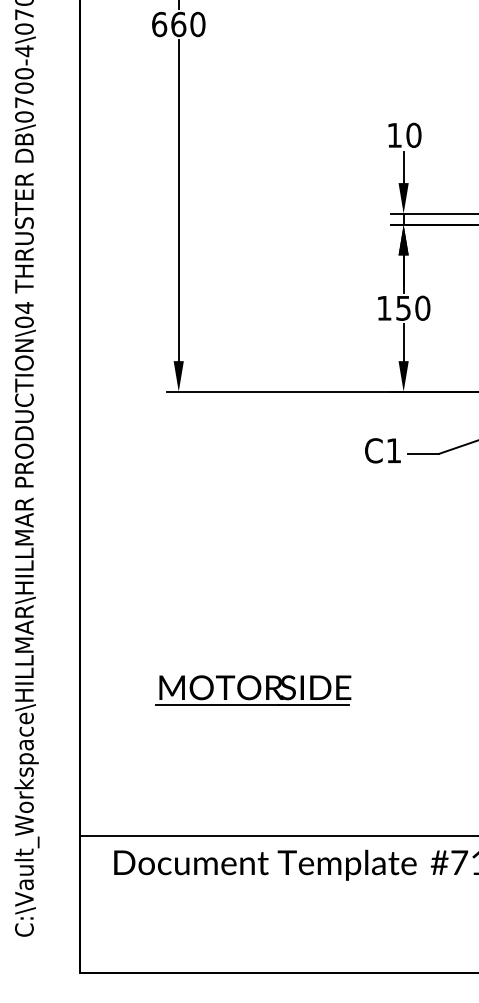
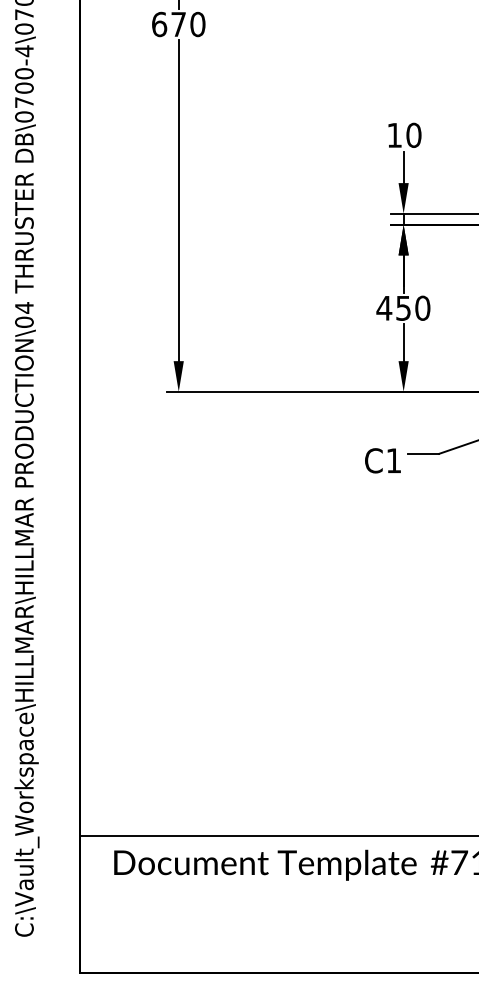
text: 660 -> 670 (178, 24)
text: 150 -> 450 (384, 308)
text position: (382, 450) -> (382, 460) (382, 460)
part: present -> none (253, 690)
